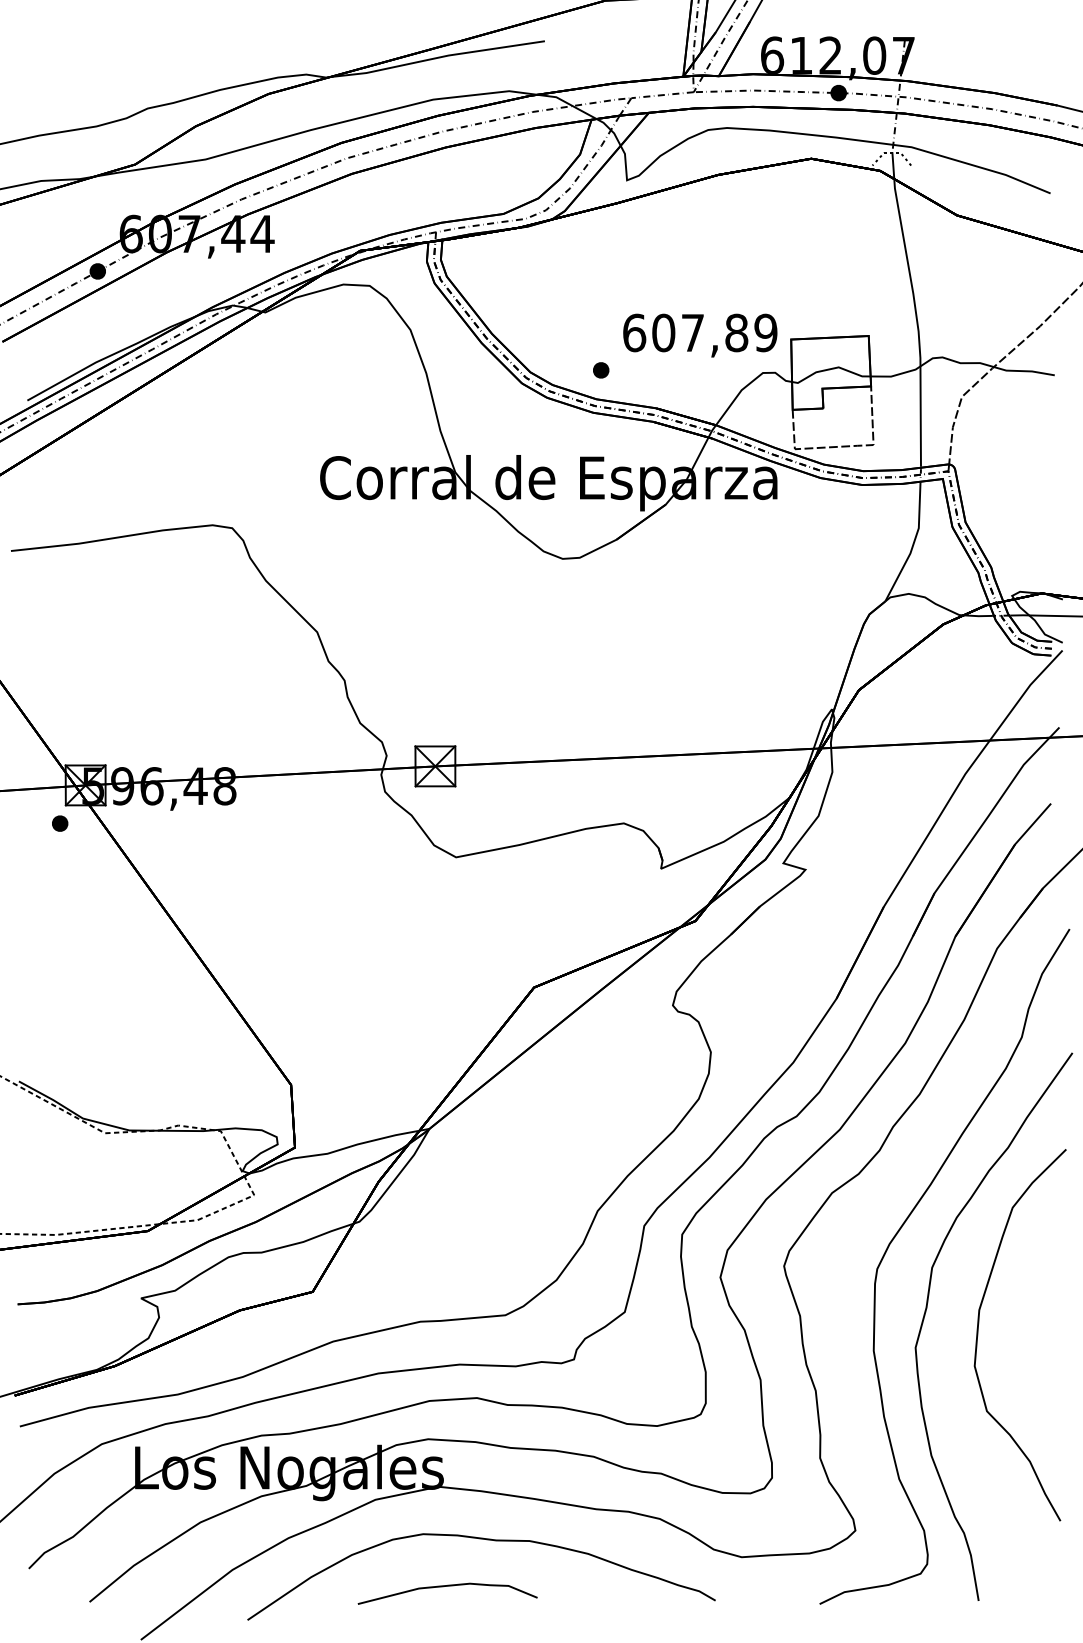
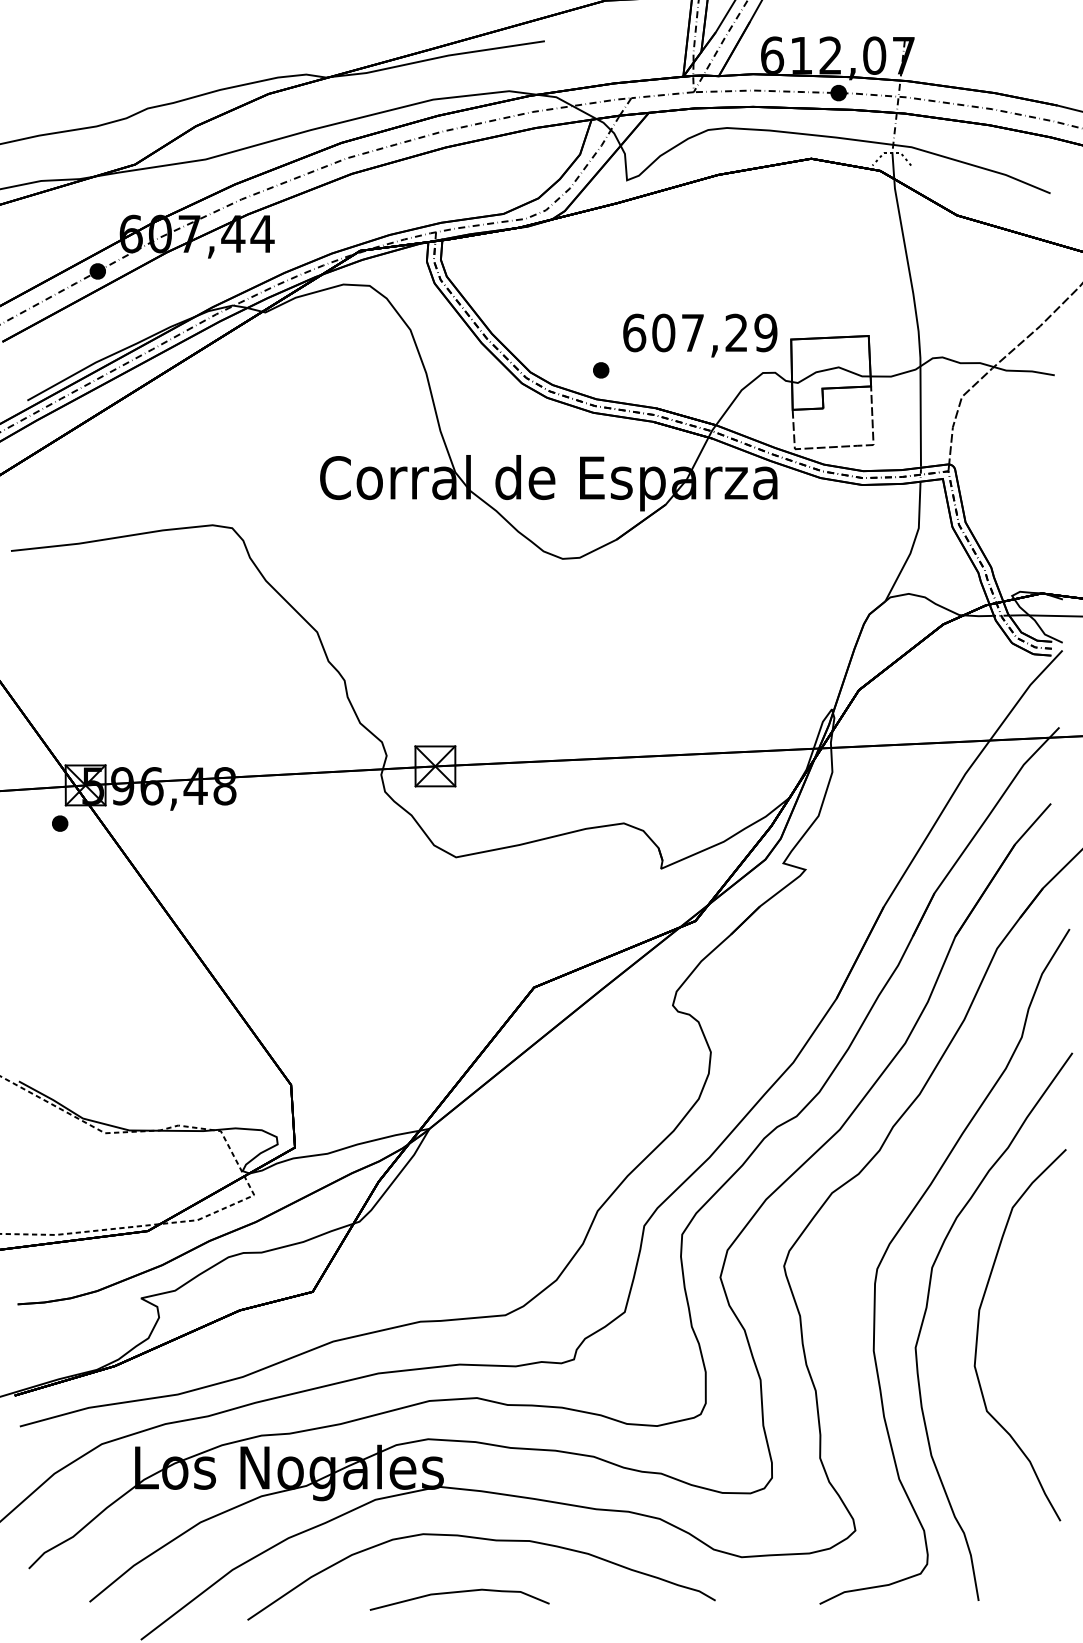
text: 607,89 -> 607,29 (736, 332)
curve position: (447, 1586) -> (459, 1592) (459, 1592)
